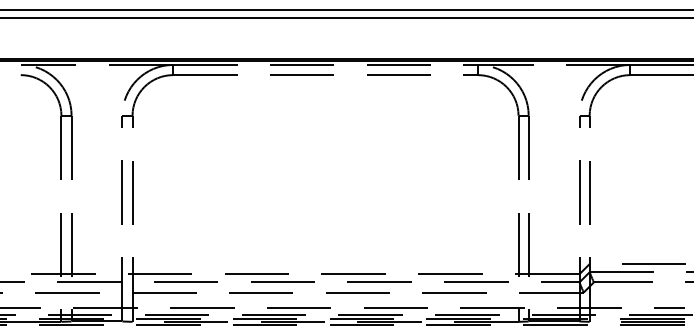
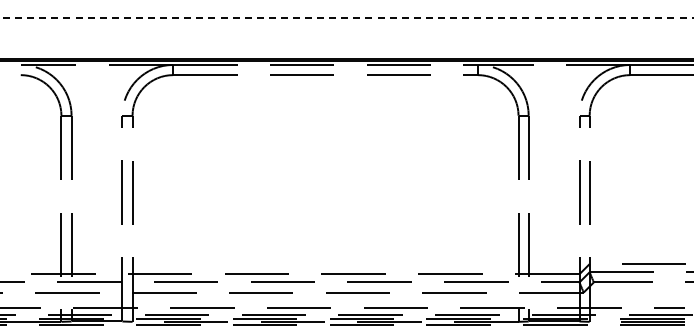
line: present -> none (346, 10)
line: solid -> dashed (347, 18)
